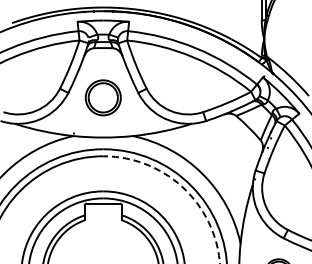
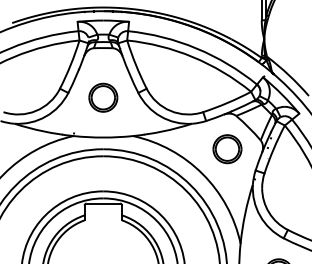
part size: 38x38 px -> 31x31 px (103, 97)
part: none -> present (227, 149)
arc: dashed -> solid (182, 186)
